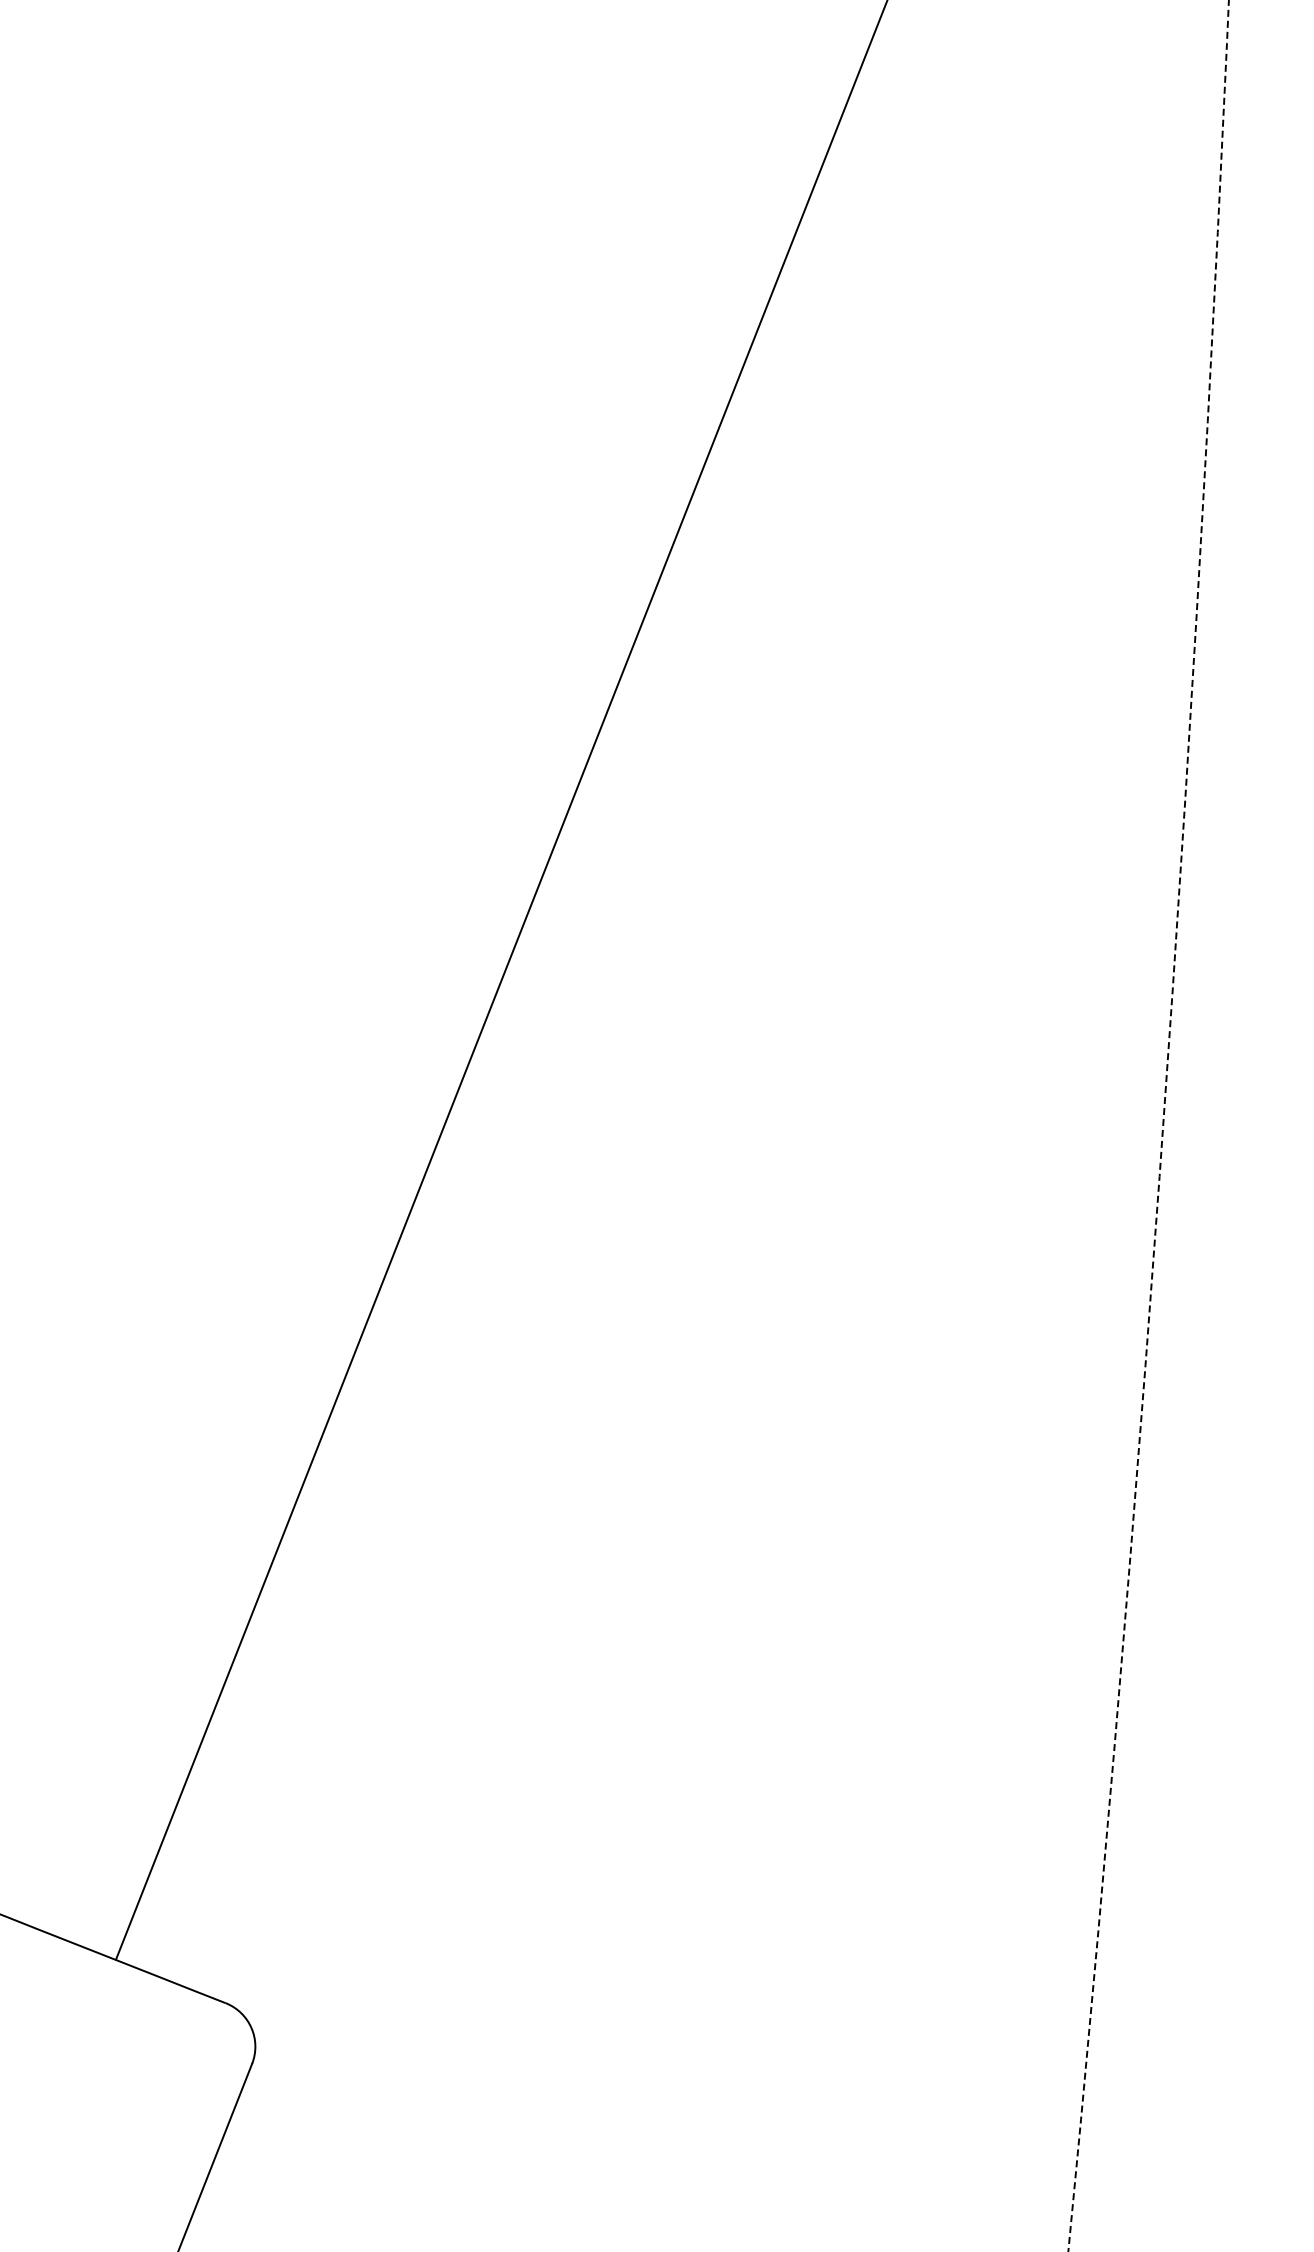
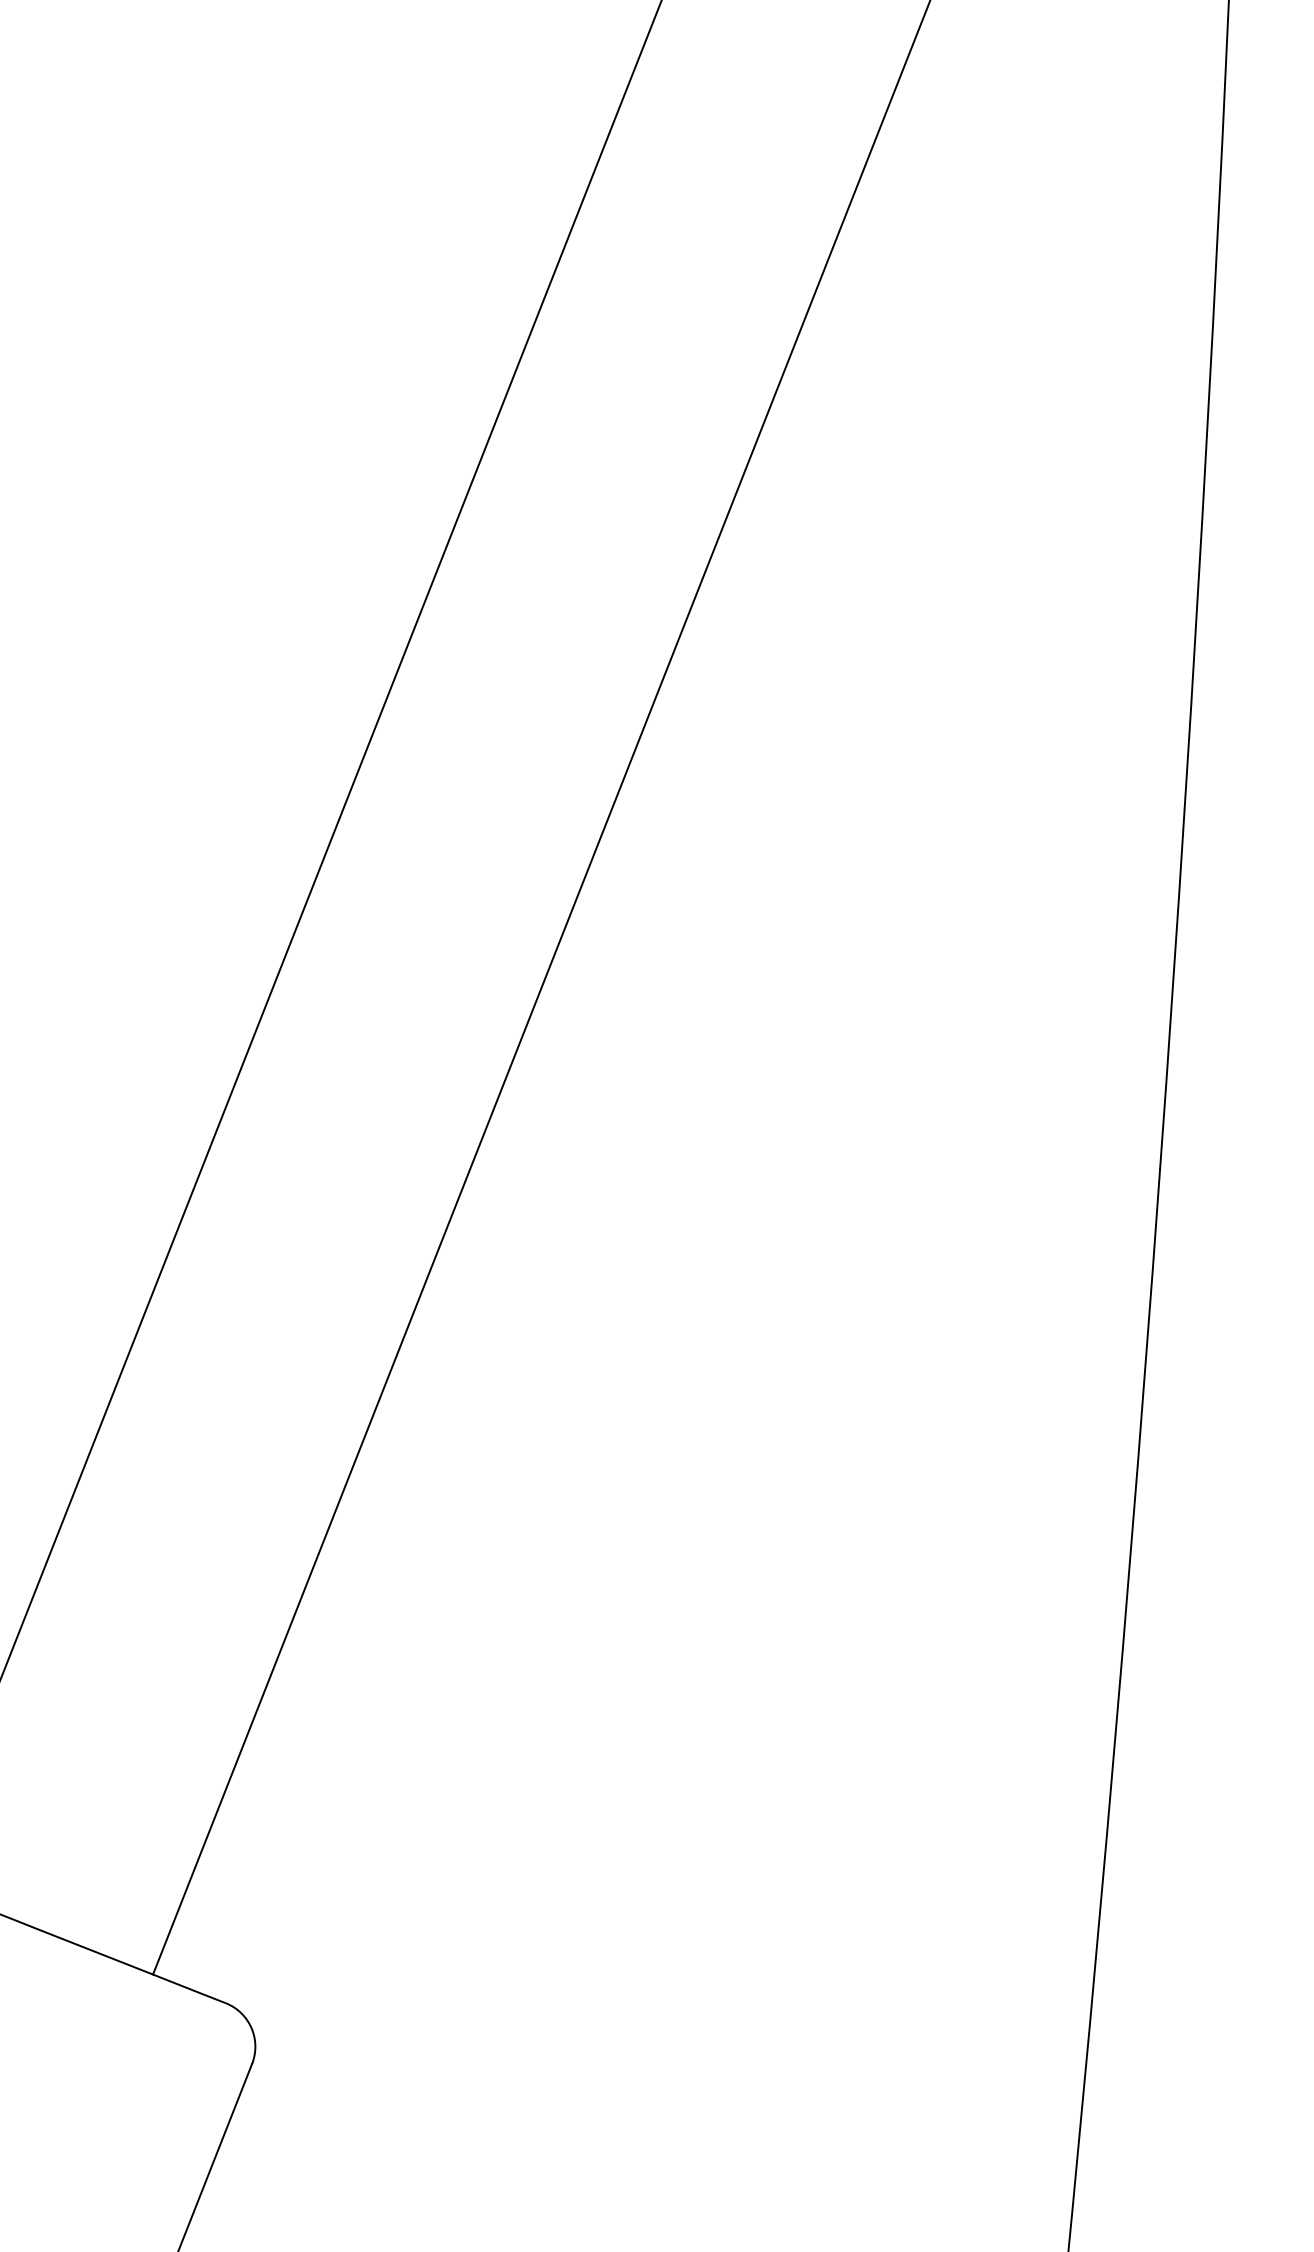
line: none -> present (331, 838)
line position: (501, 980) -> (541, 988) (541, 988)
arc: dashed -> solid (1163, 1126)
